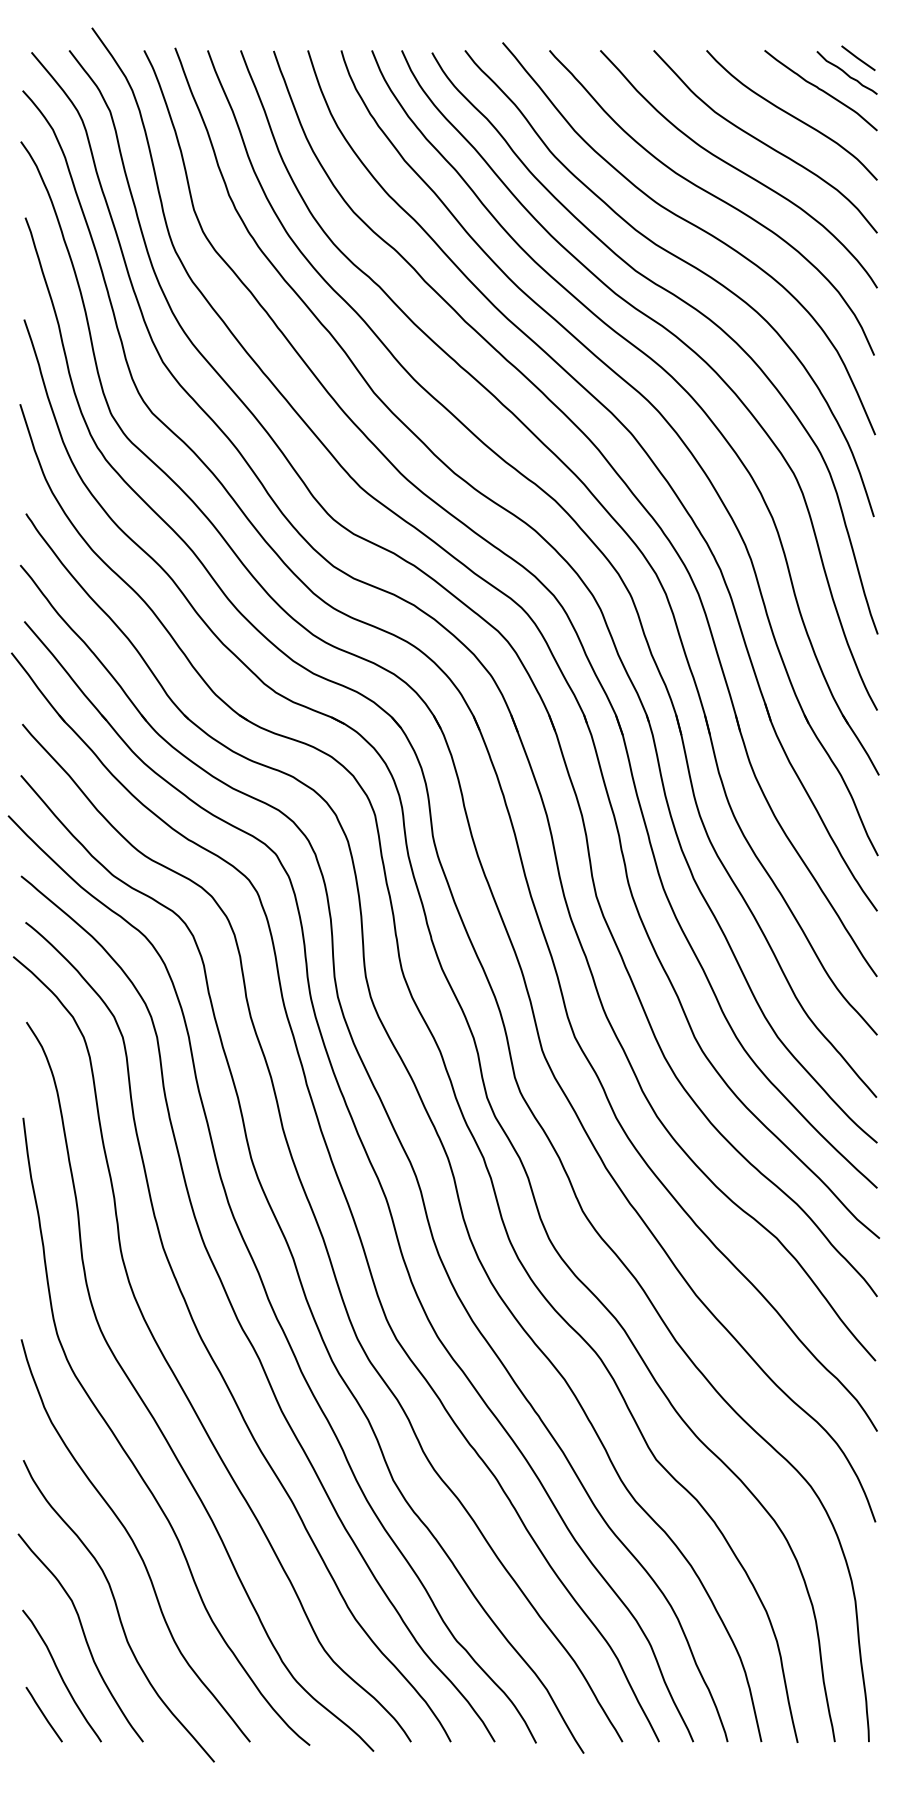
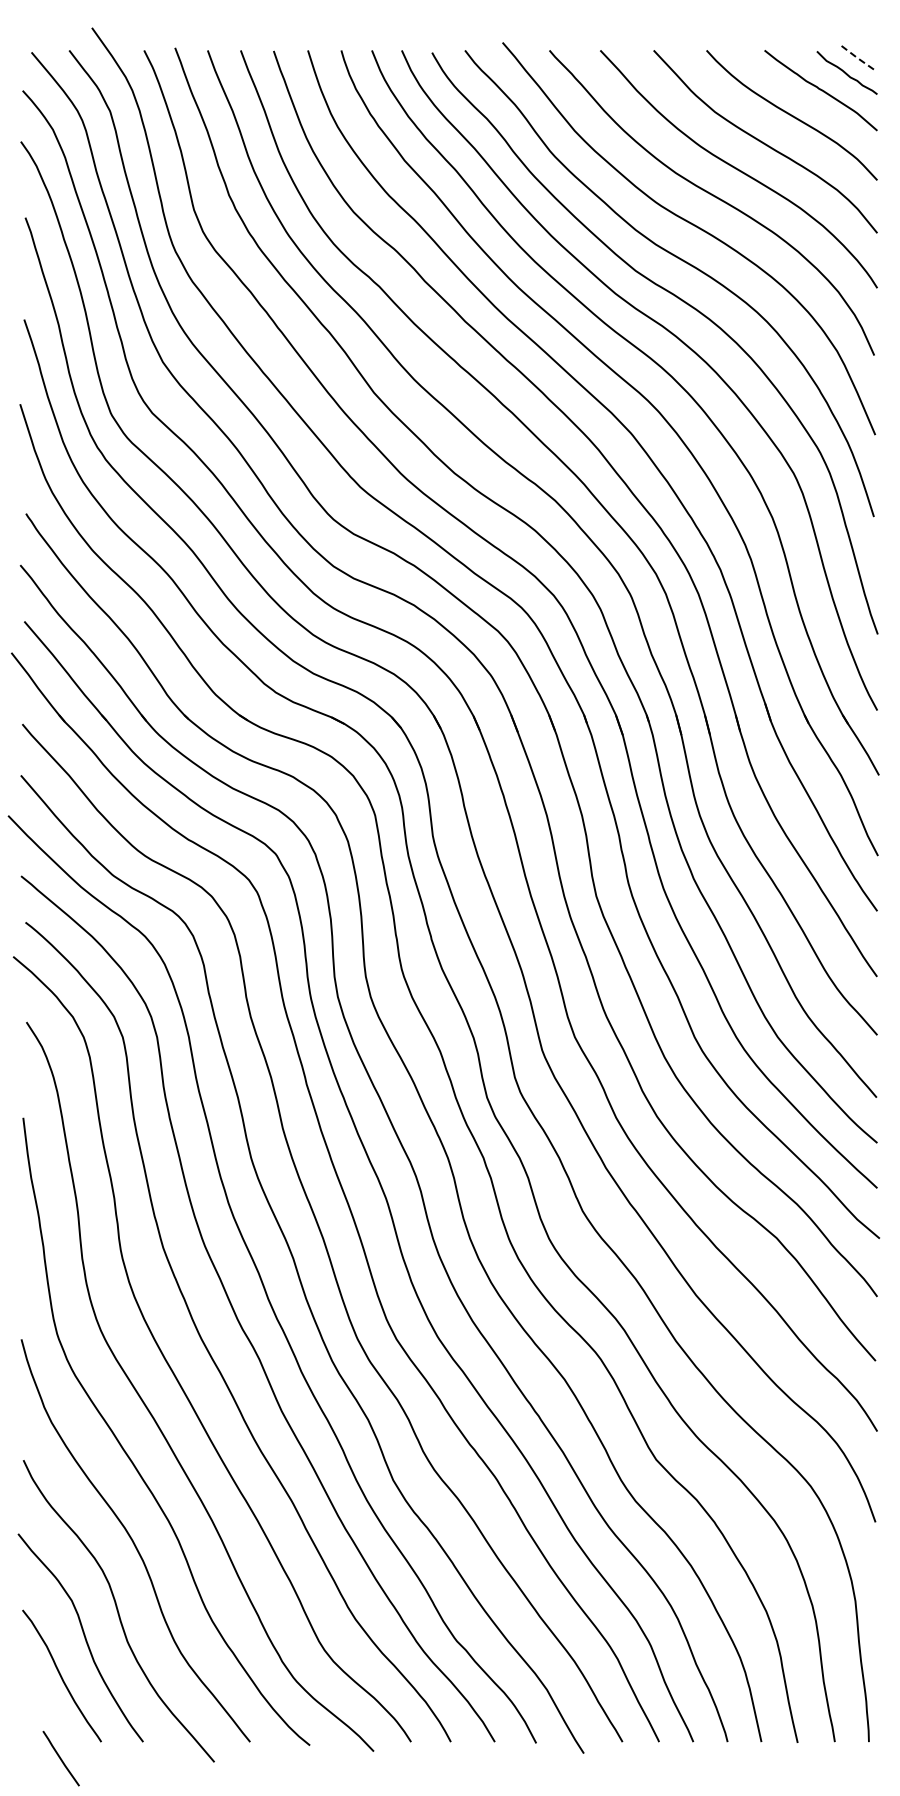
line: solid -> dashed (858, 58)
line position: (43, 1714) -> (60, 1758) (60, 1758)
